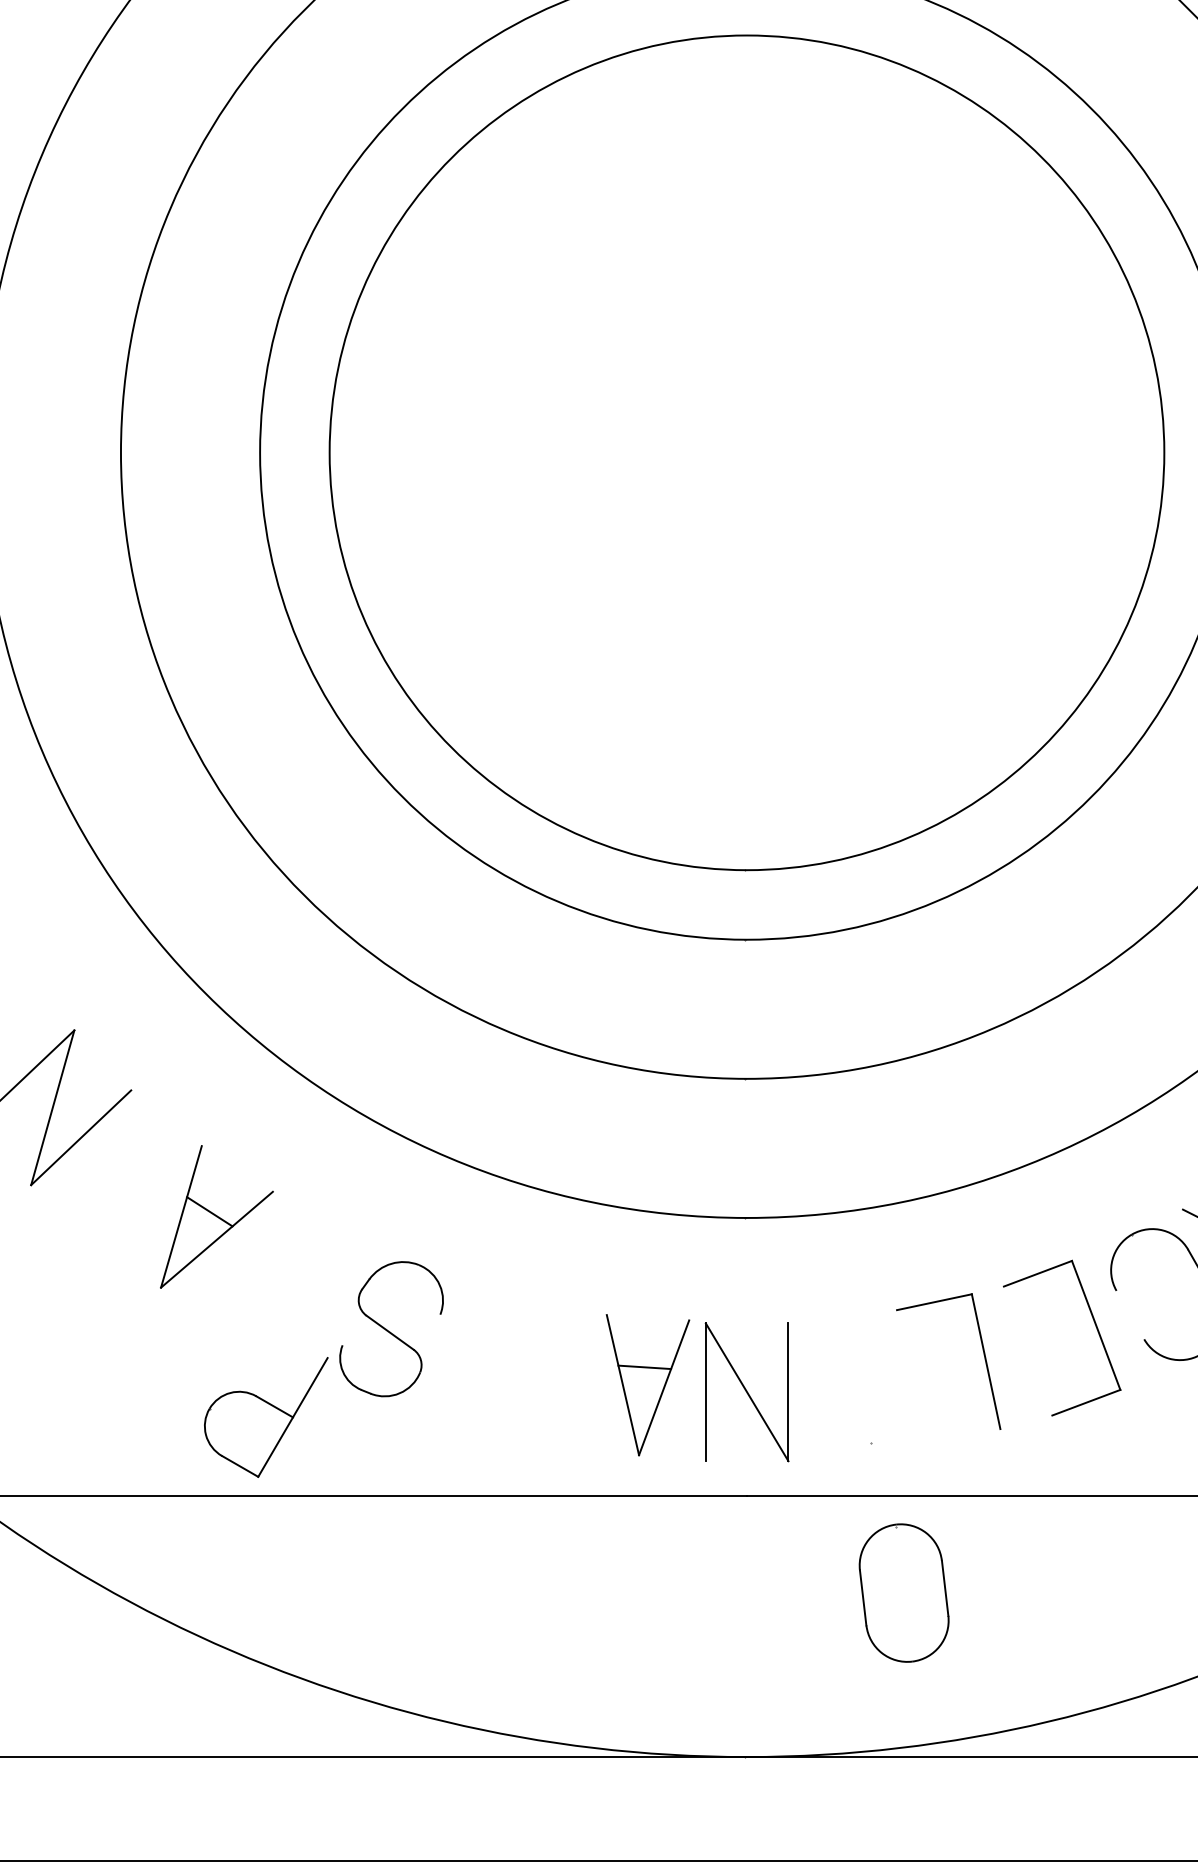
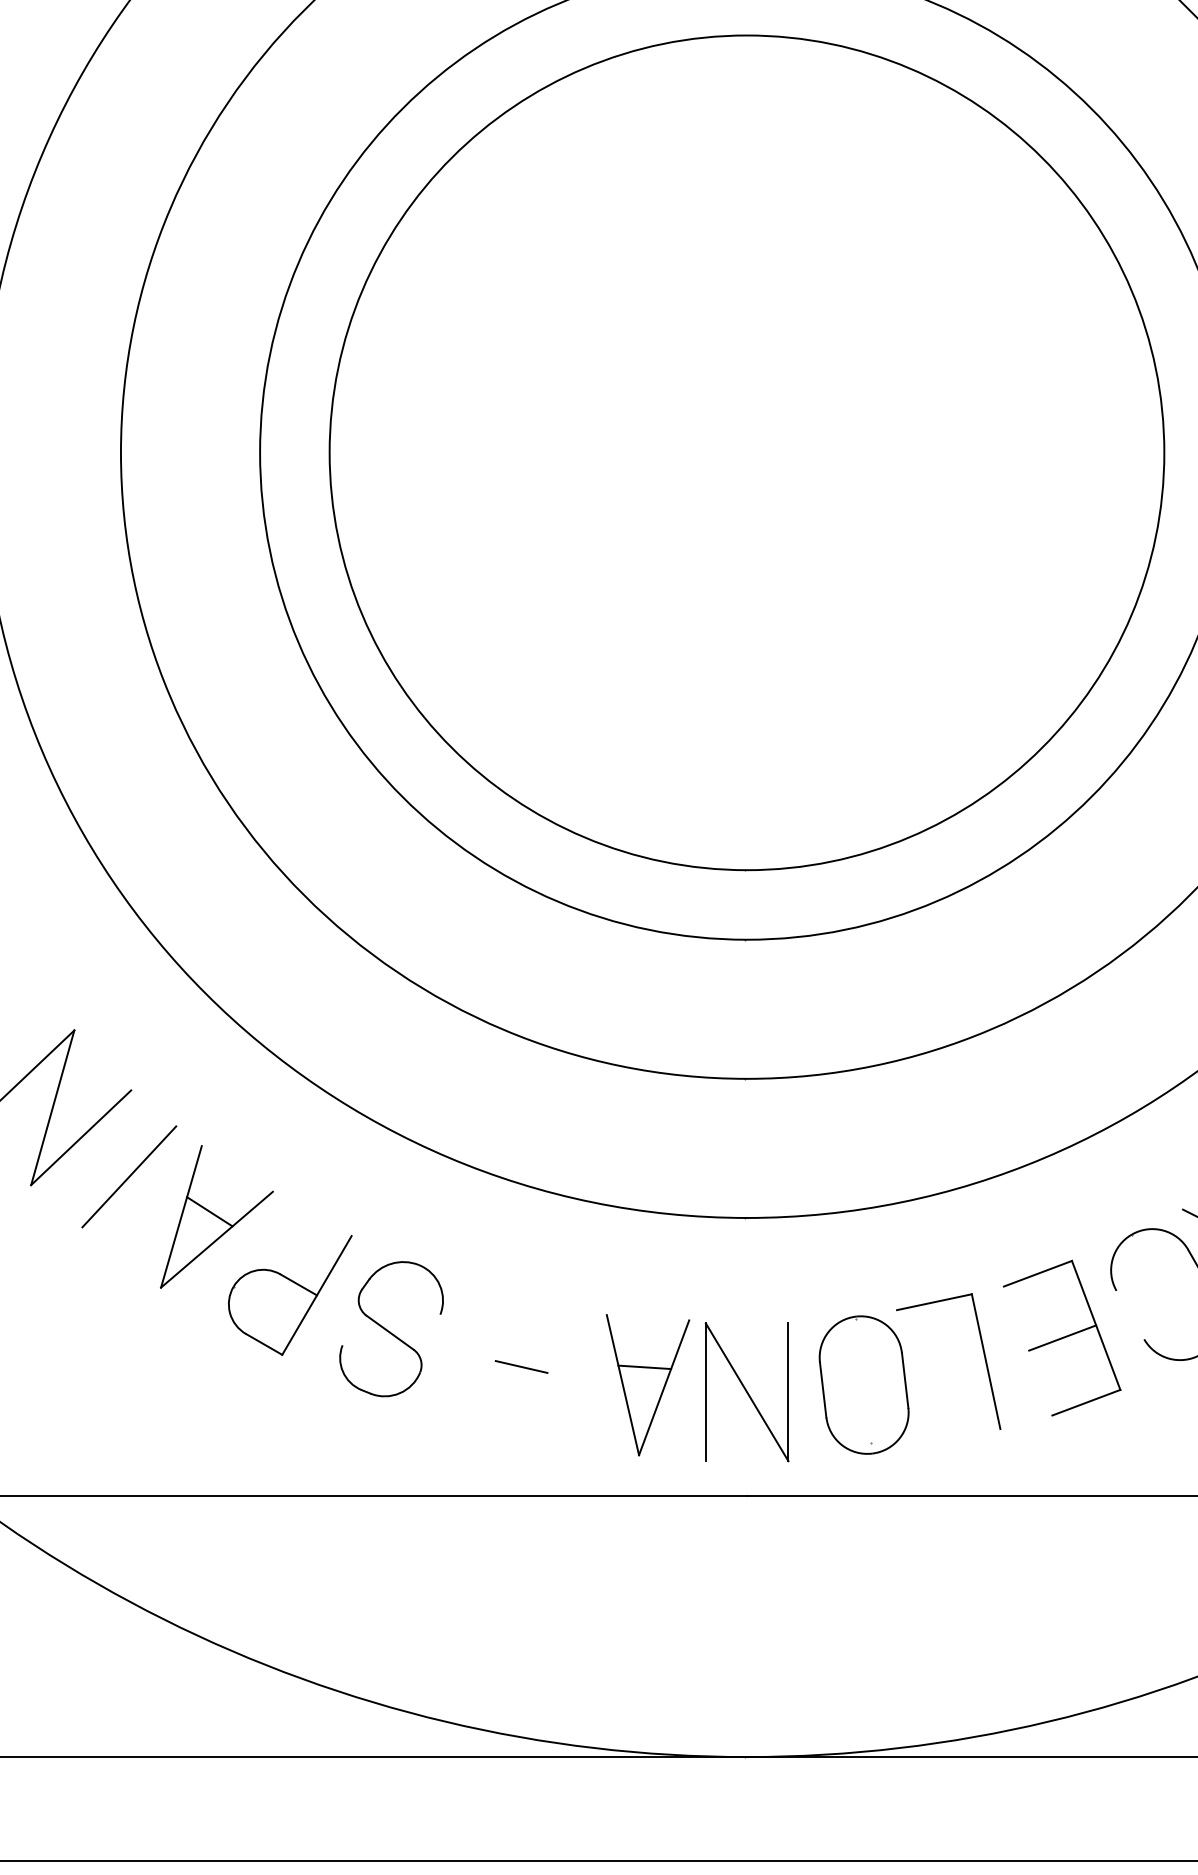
line: none -> present (129, 1176)
line: none -> present (1062, 1337)
line: none -> present (521, 1366)
part position: (266, 1417) -> (290, 1295) (290, 1295)
part position: (903, 1592) -> (863, 1384) (863, 1384)
